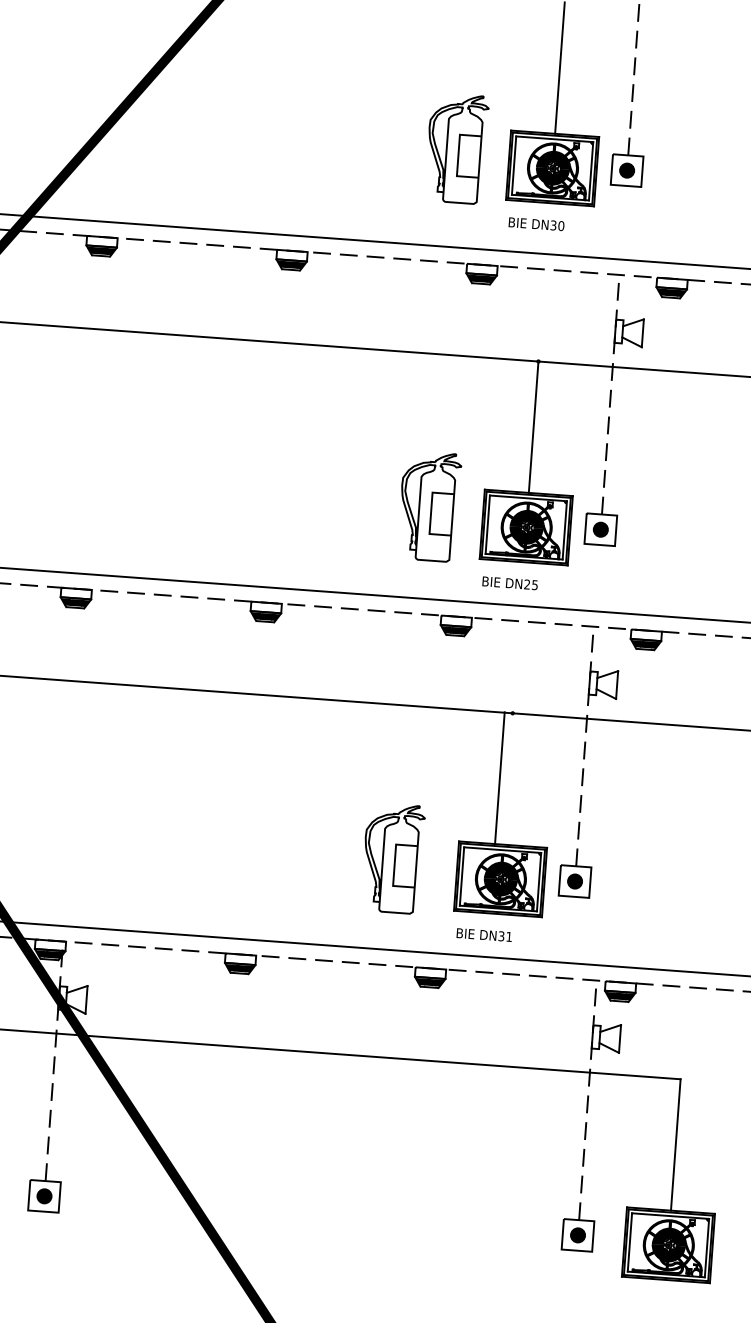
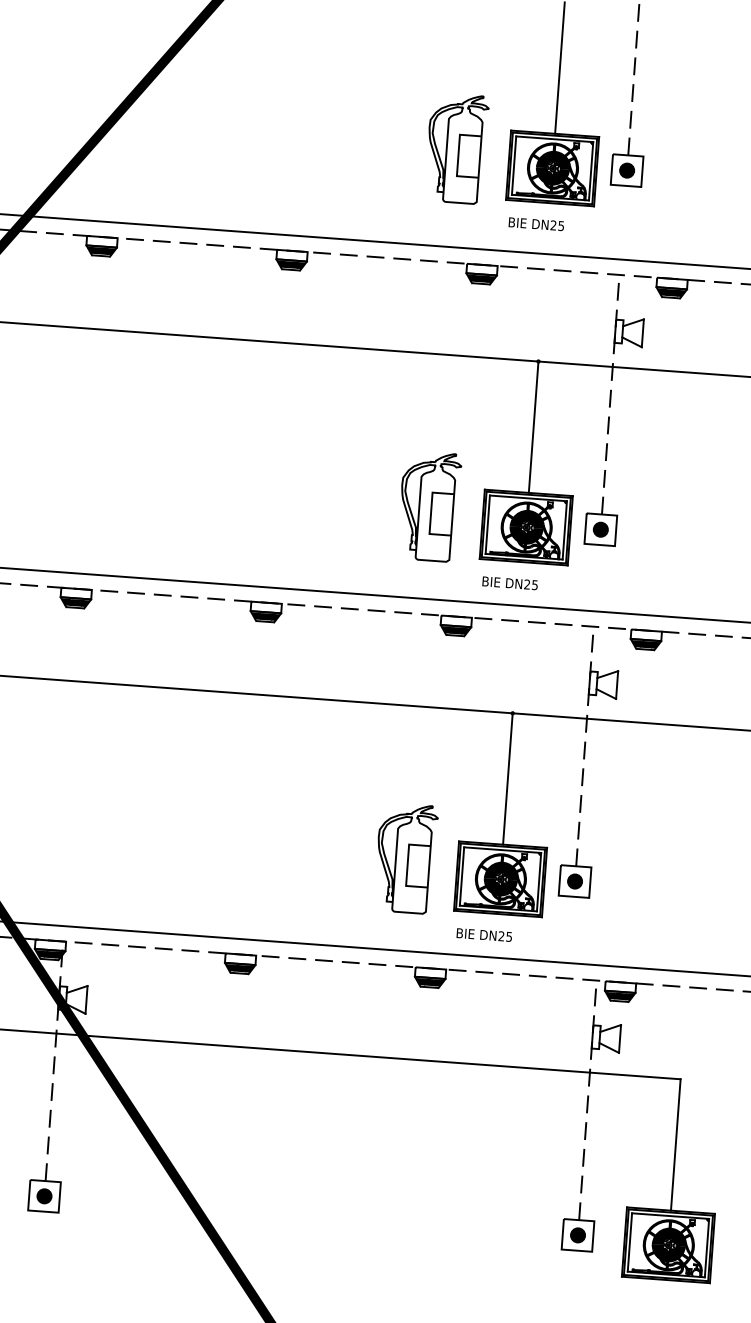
text: DN30 -> DN25 (557, 225)
line position: (499, 777) -> (507, 778) (507, 778)
part position: (394, 859) -> (407, 859) (407, 859)
text: DN31 -> DN25 (504, 936)
